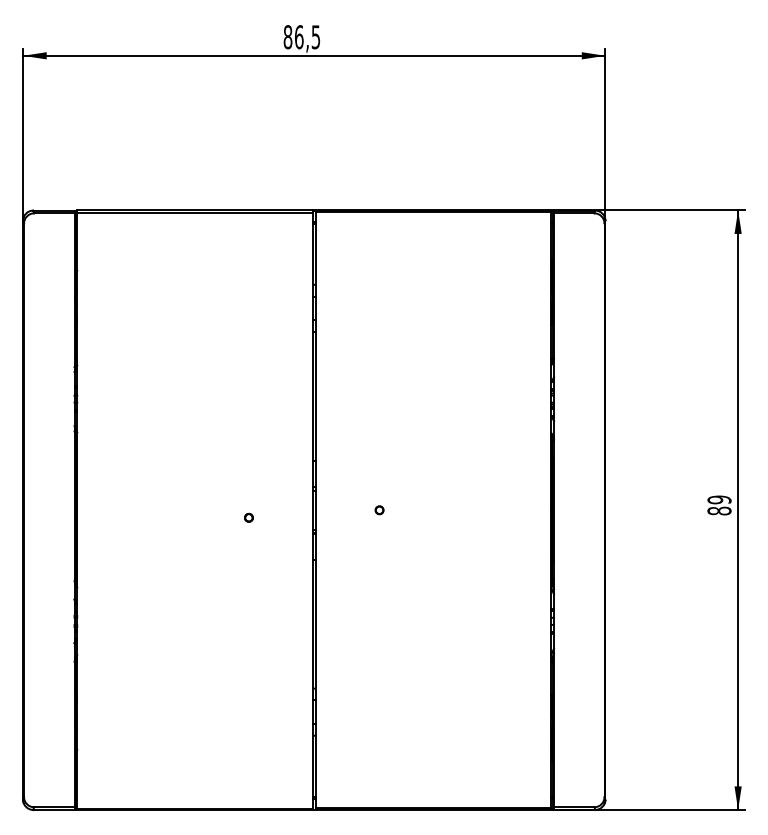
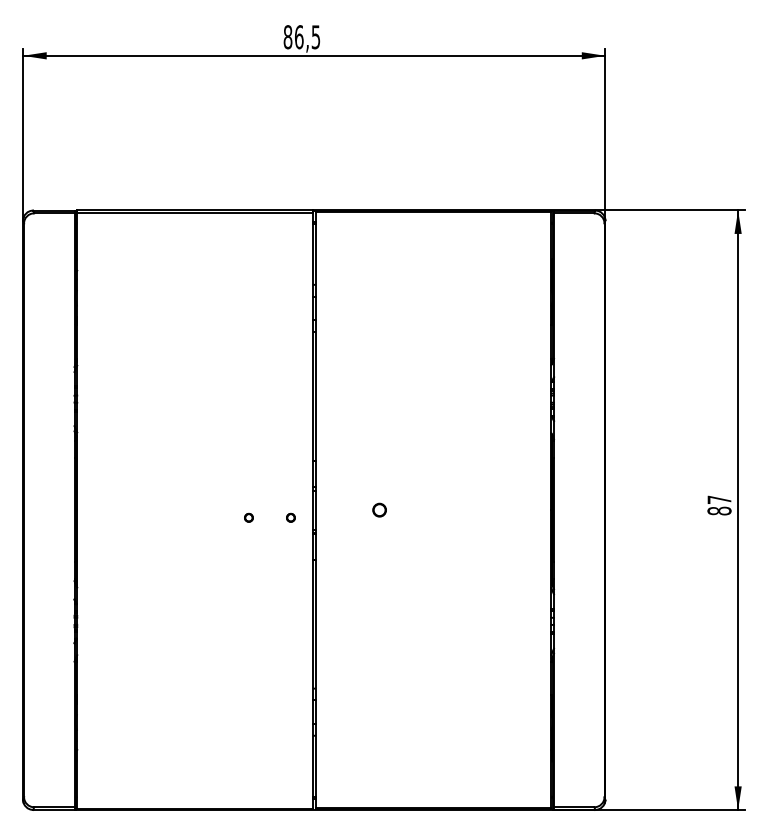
text: 89 -> 87 (719, 499)
part size: 11x11 px -> 15x16 px (379, 509)
part: none -> present (290, 517)
